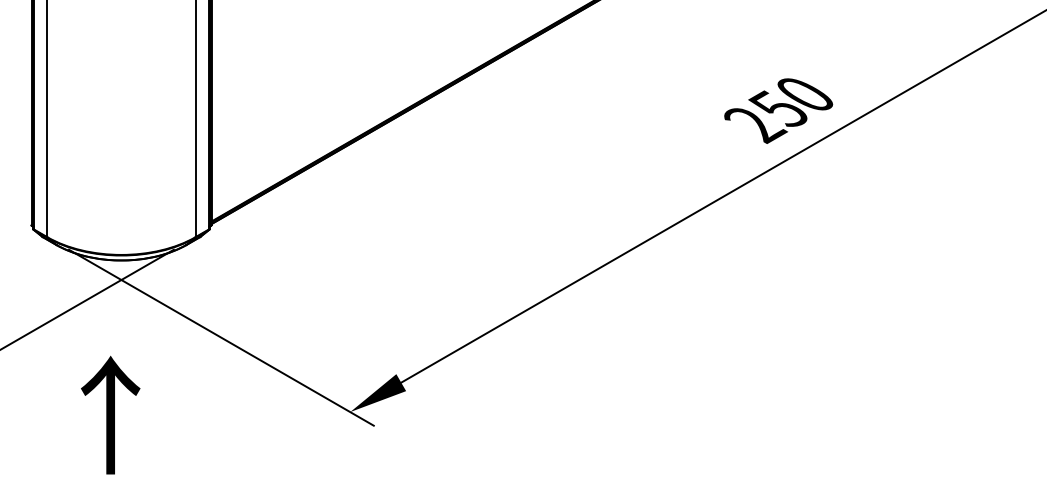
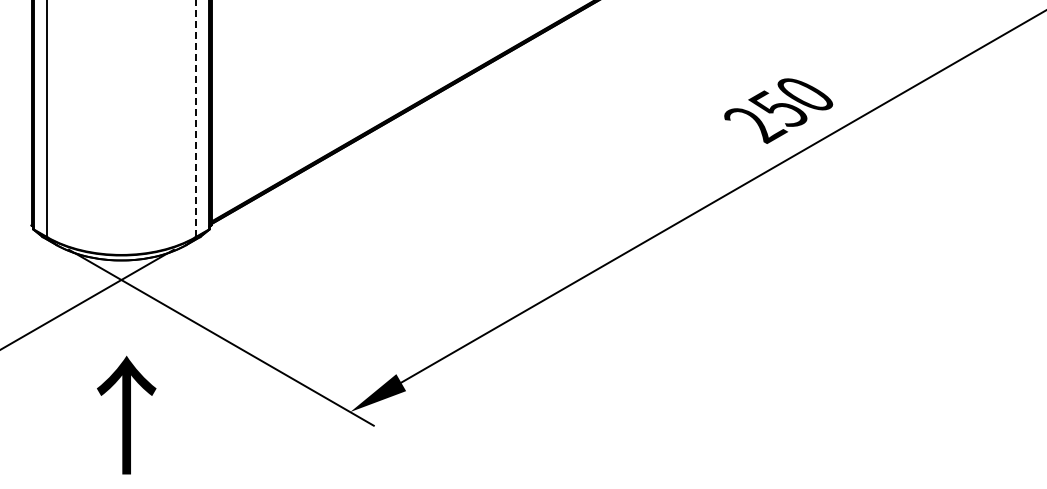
line: solid -> dashed (195, 118)
text position: (110, 414) -> (126, 414) (126, 414)
